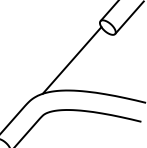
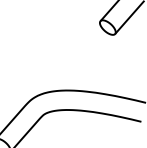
line: present -> none (71, 60)
